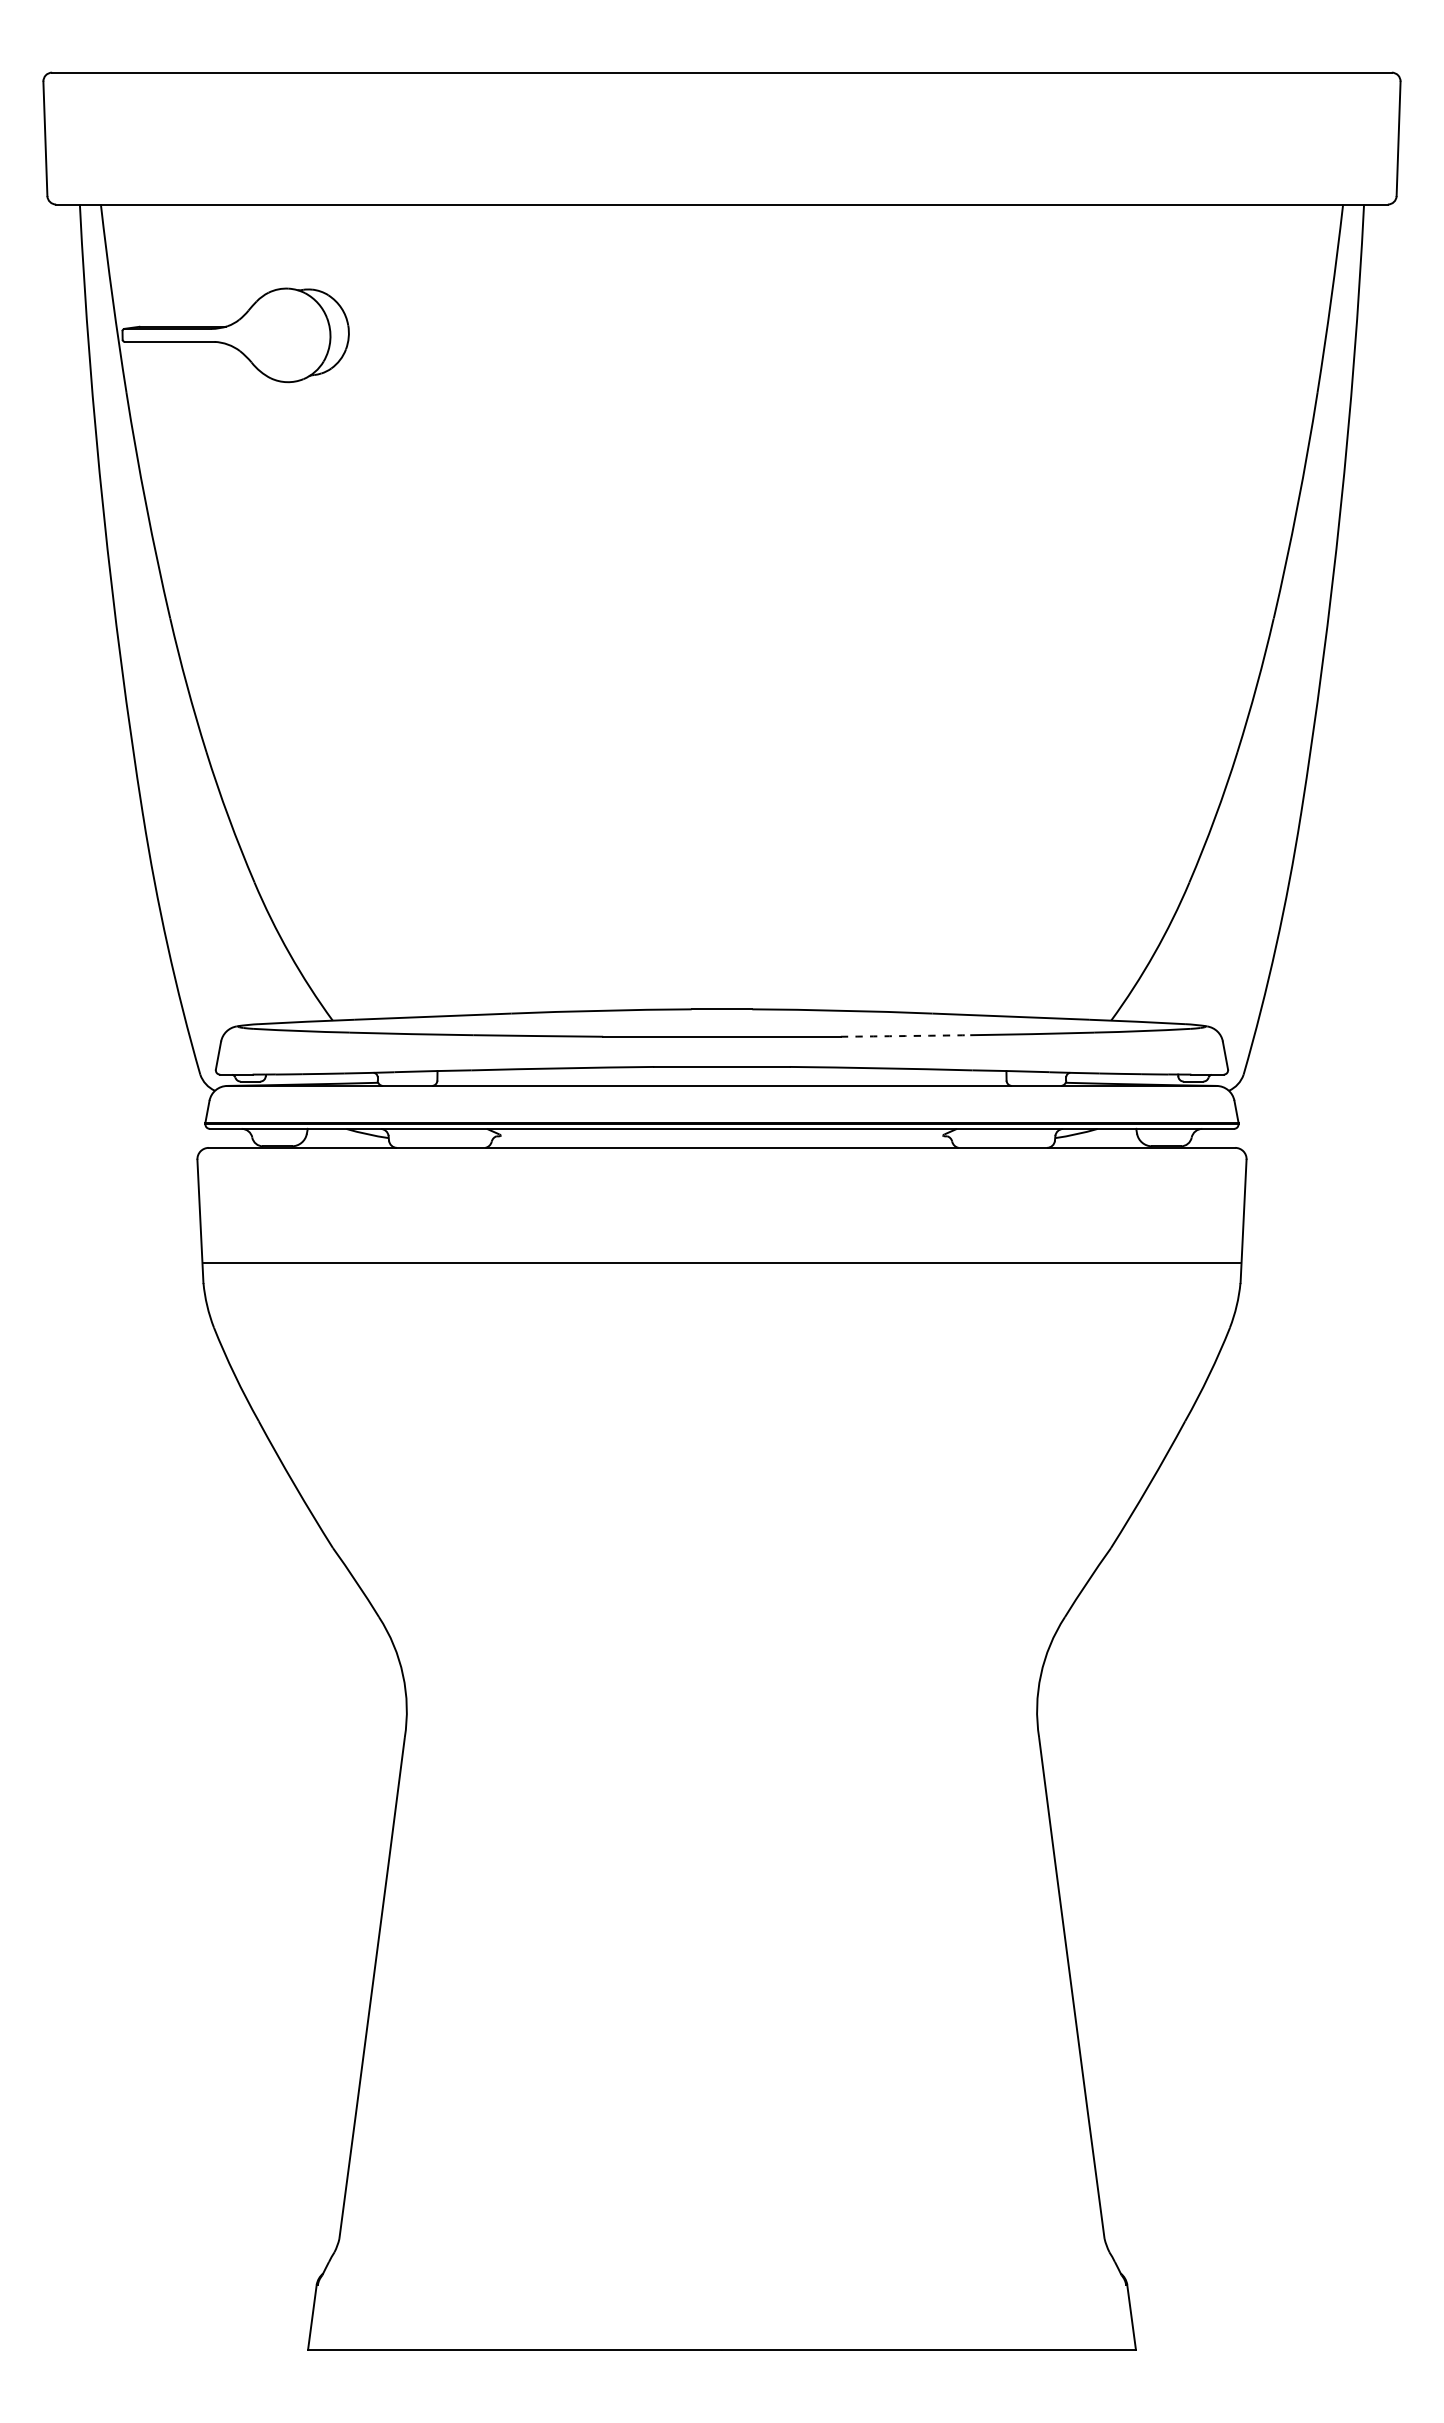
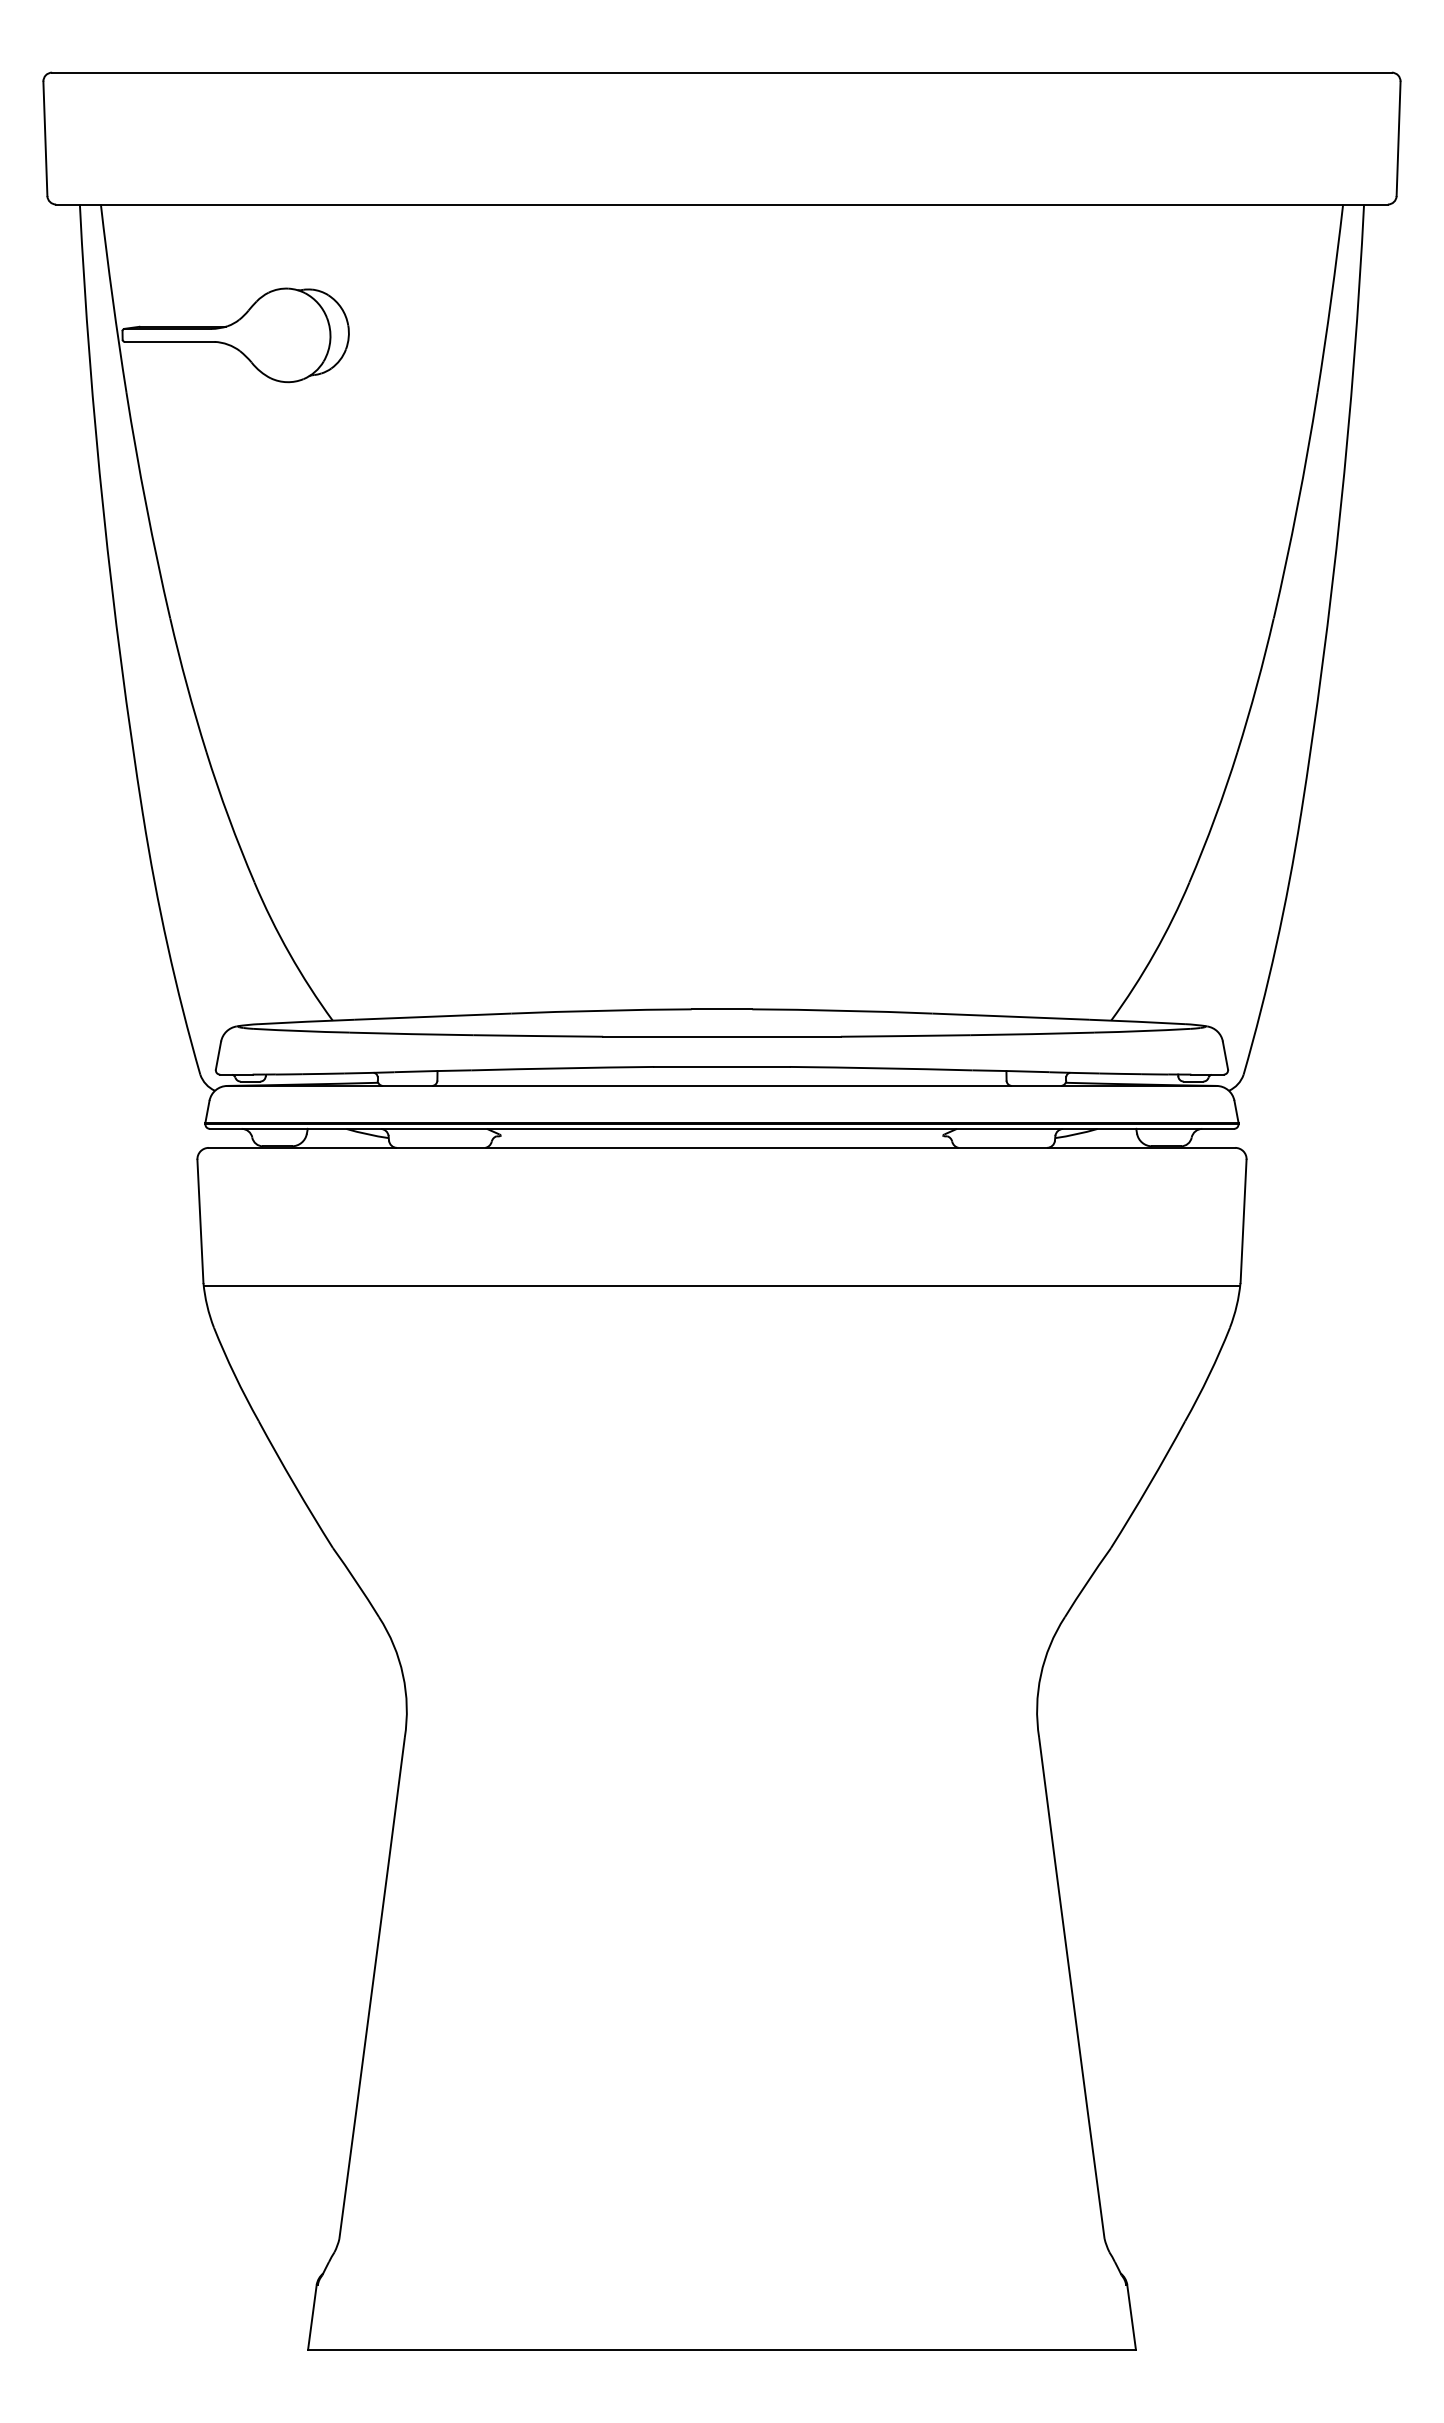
arc: dashed -> solid (905, 1036)
line position: (721, 1263) -> (721, 1286) (721, 1286)
